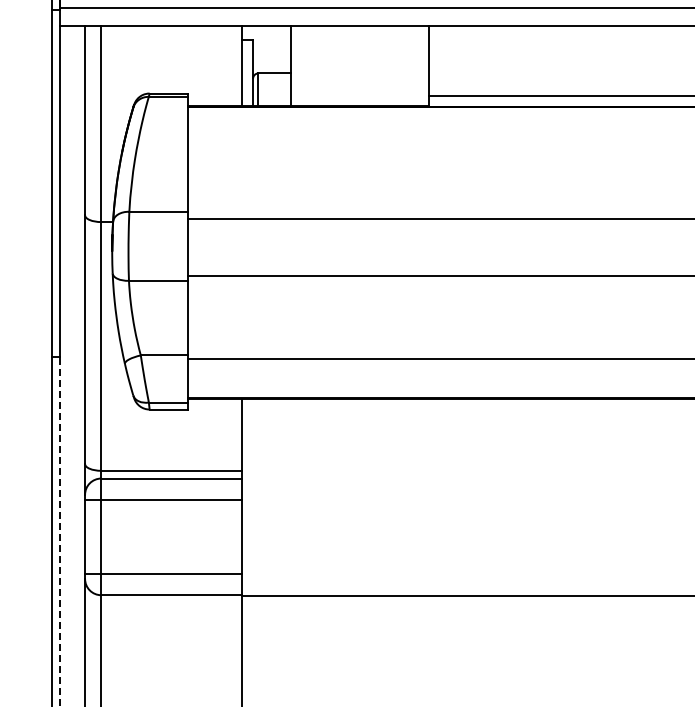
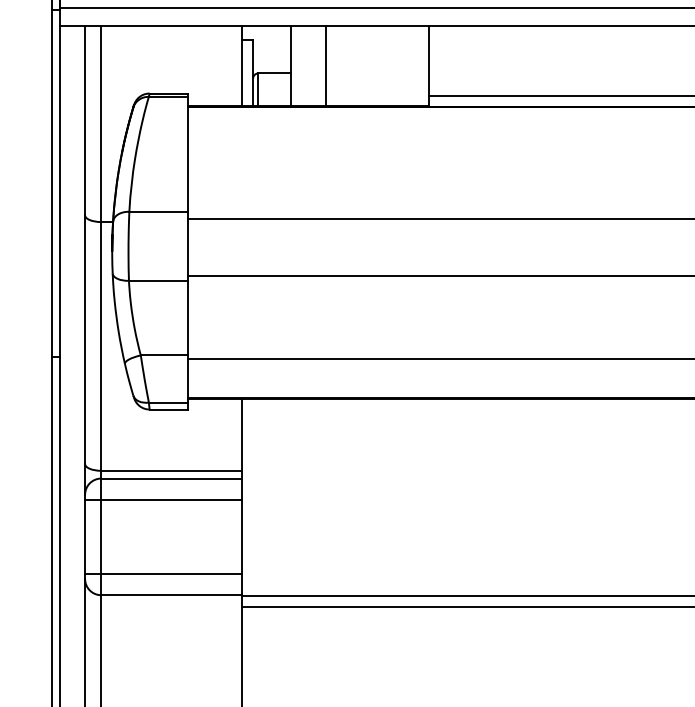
line: none -> present (326, 65)
line: dashed -> solid (60, 531)
line: none -> present (466, 606)
